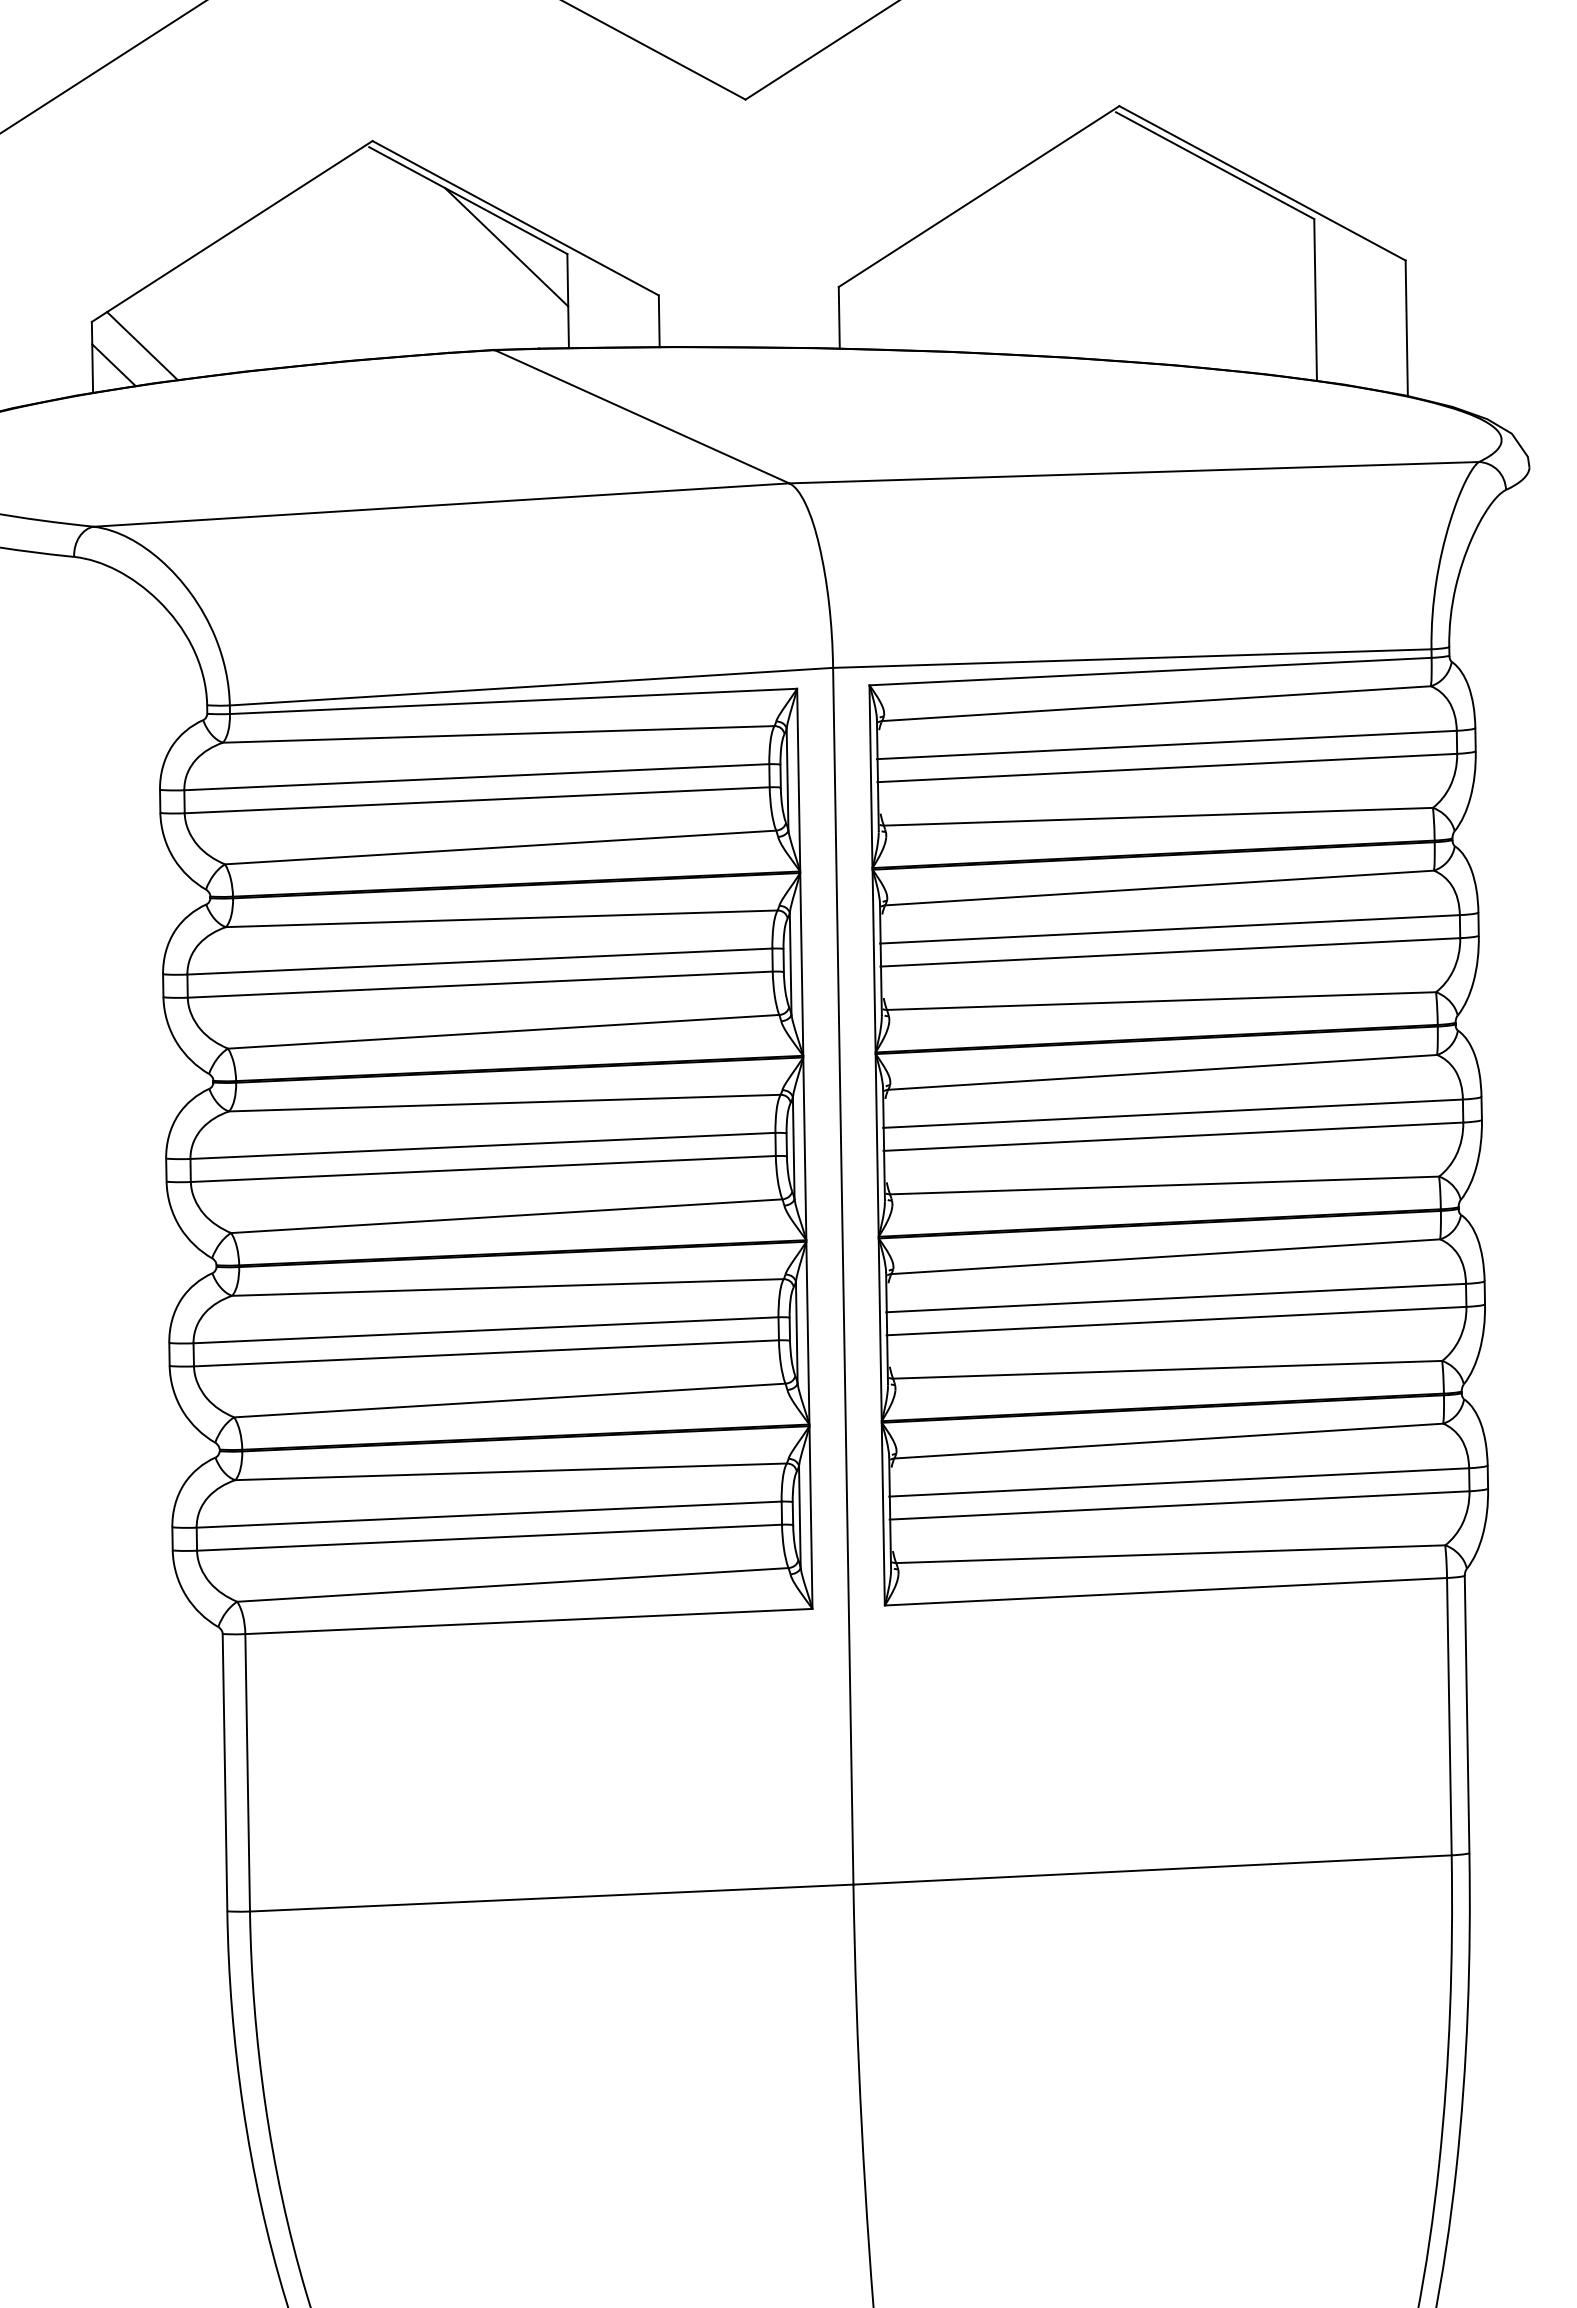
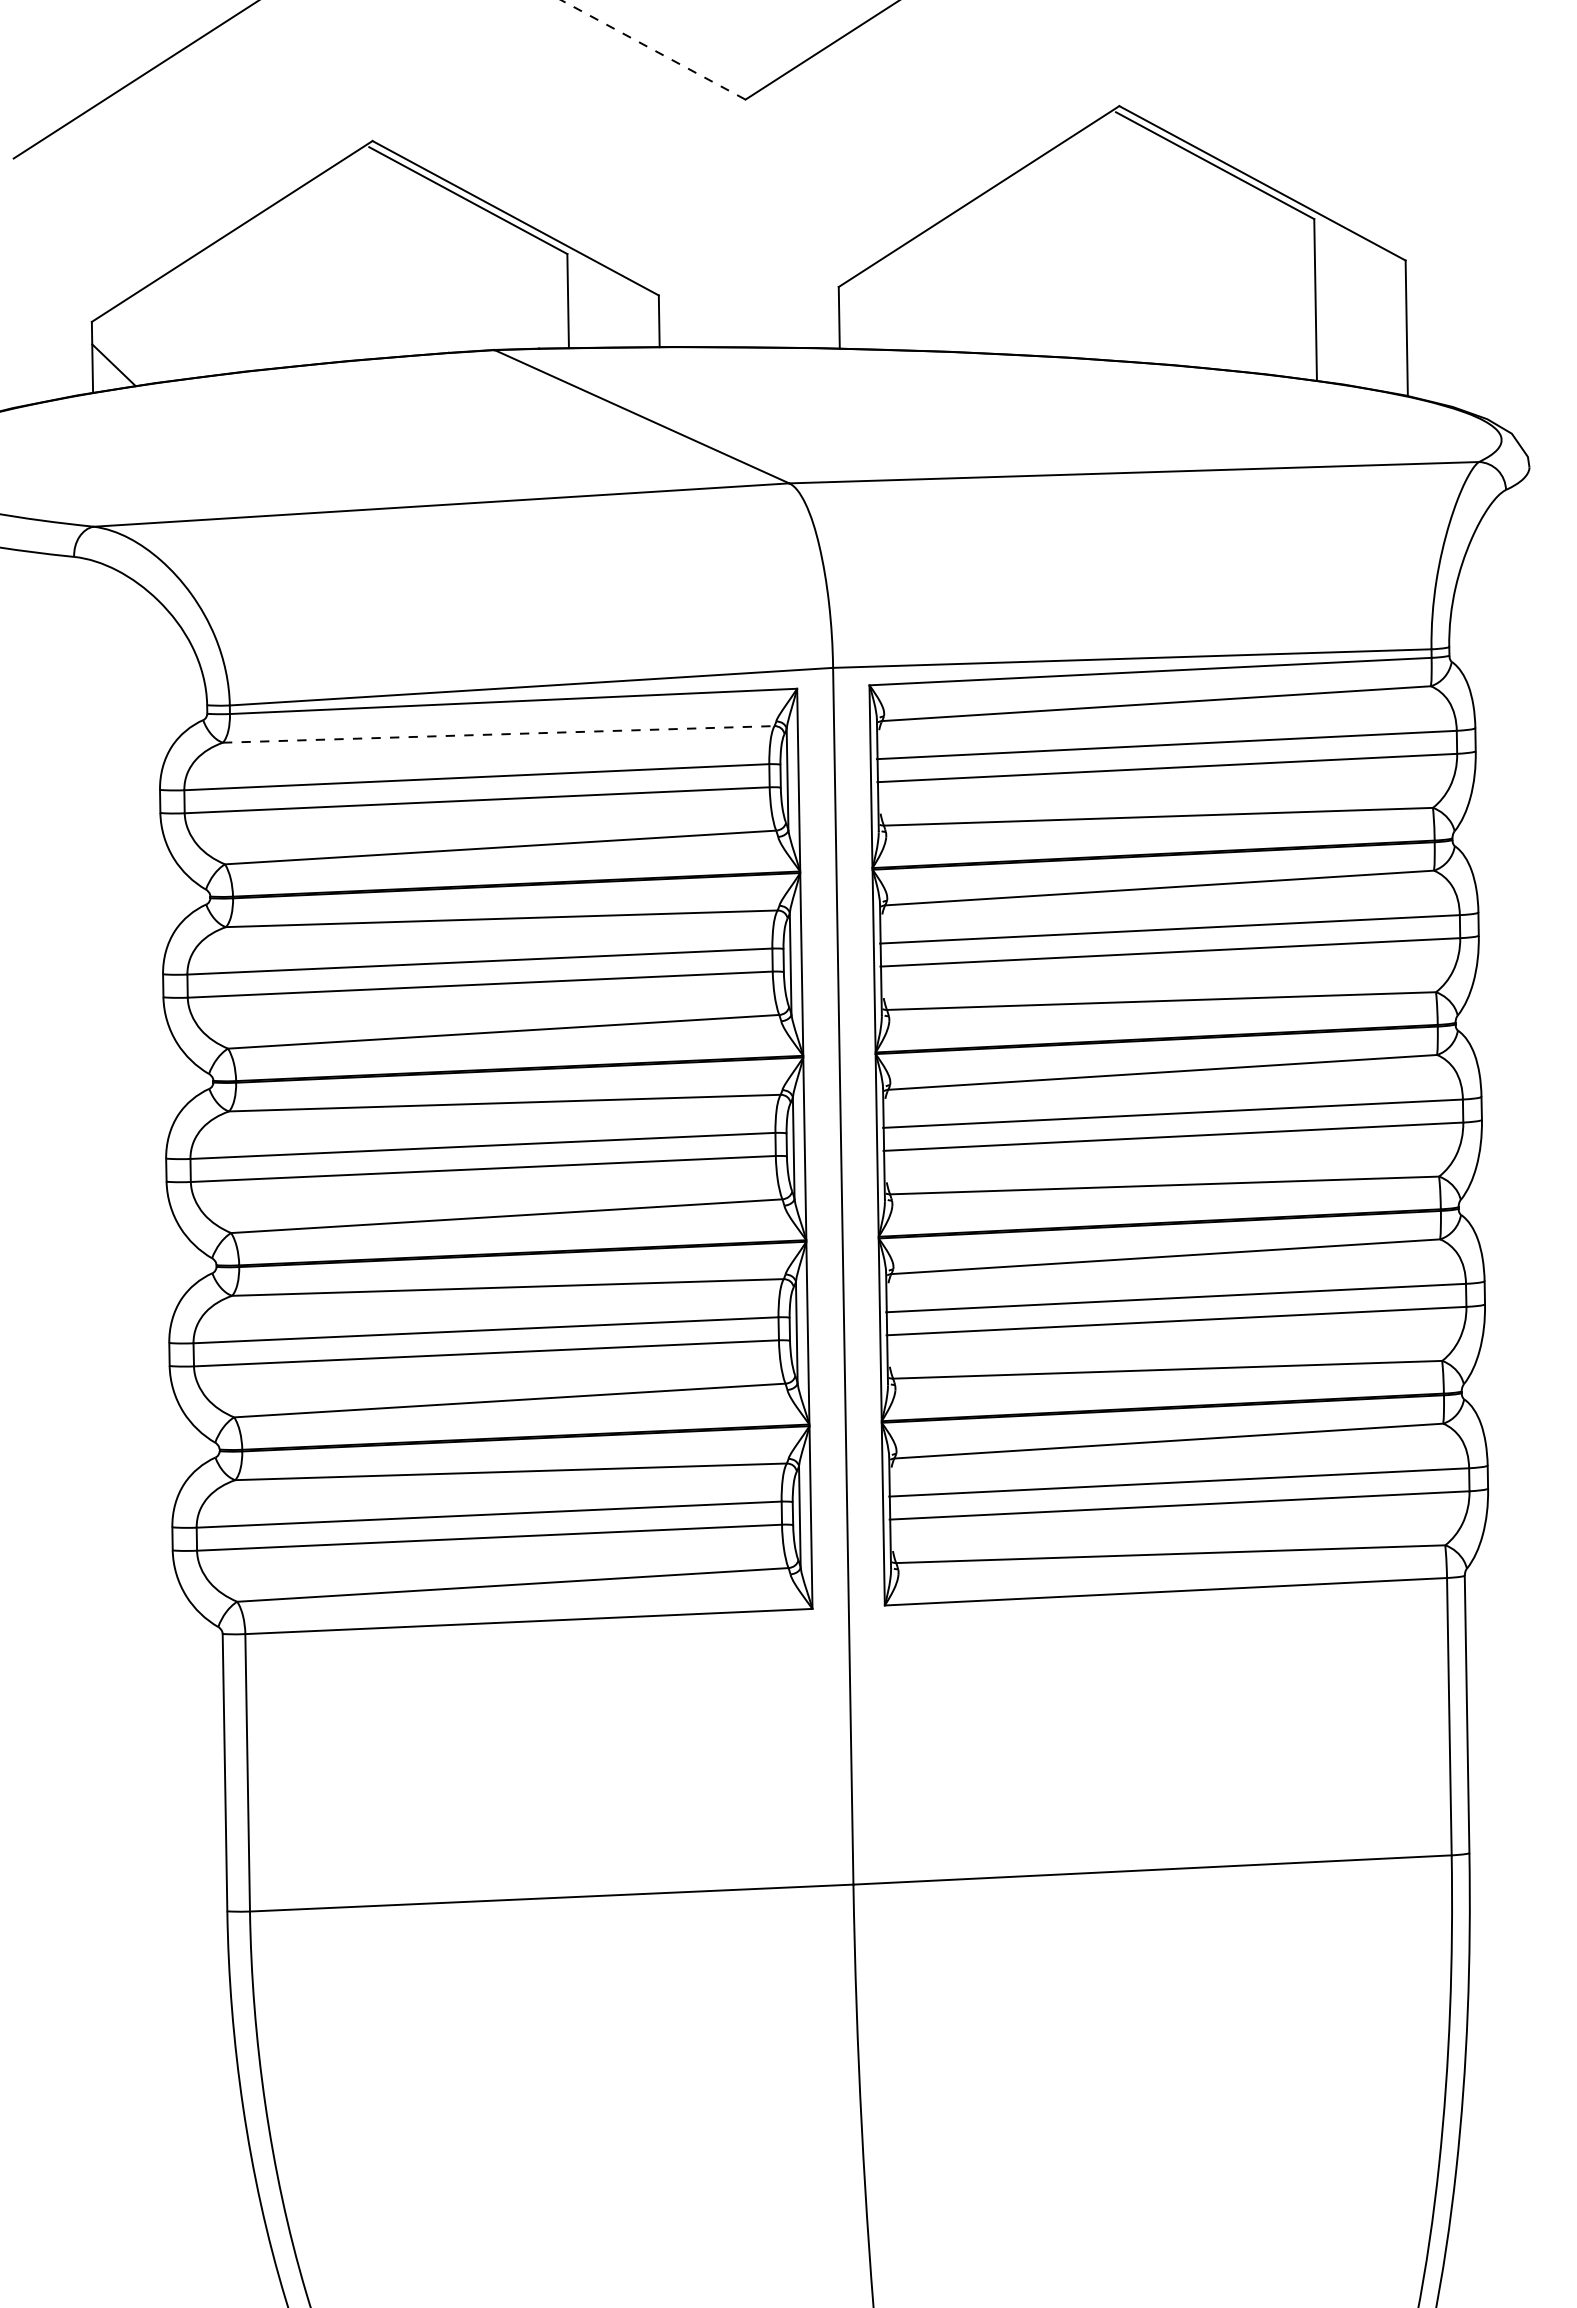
line: solid -> dashed (653, 49)
line position: (103, 67) -> (134, 80) (134, 80)
line: present -> none (506, 247)
line: present -> none (142, 346)
line: solid -> dashed (498, 734)
